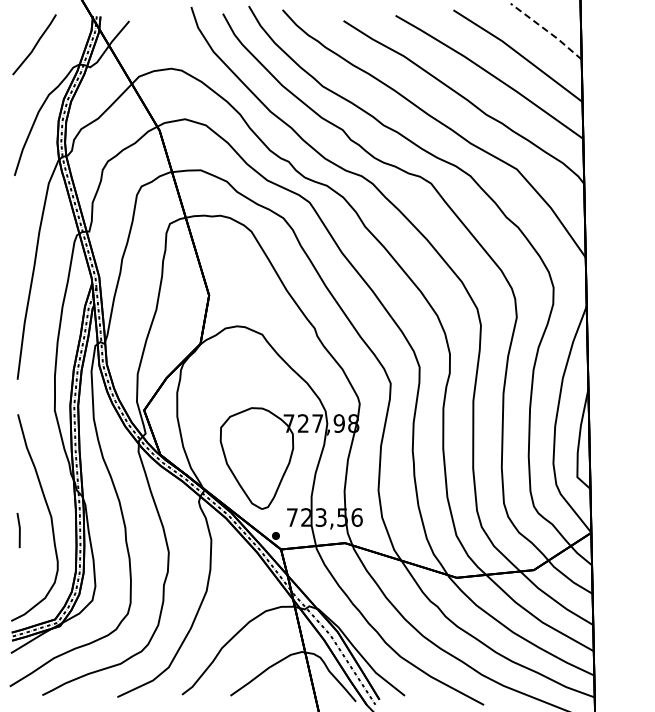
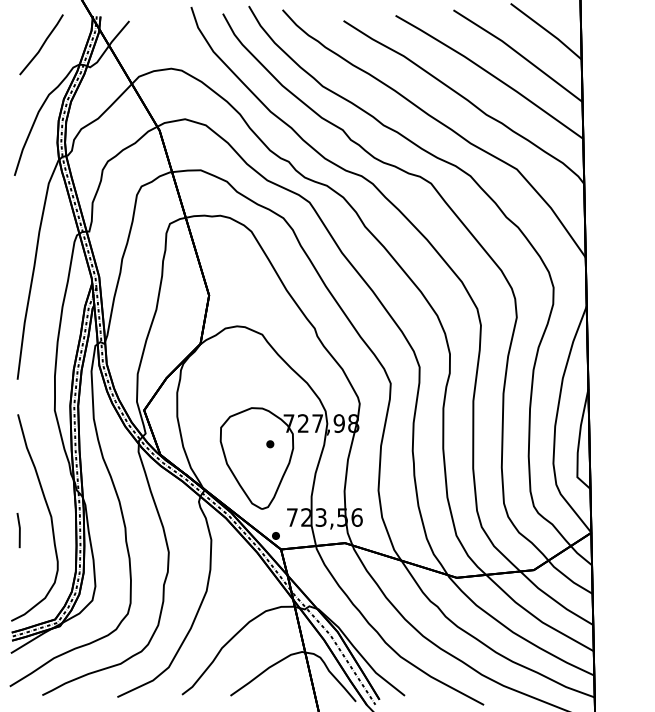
line: dashed -> solid (547, 31)
line position: (35, 44) -> (42, 44) (42, 44)
part: none -> present (270, 444)
